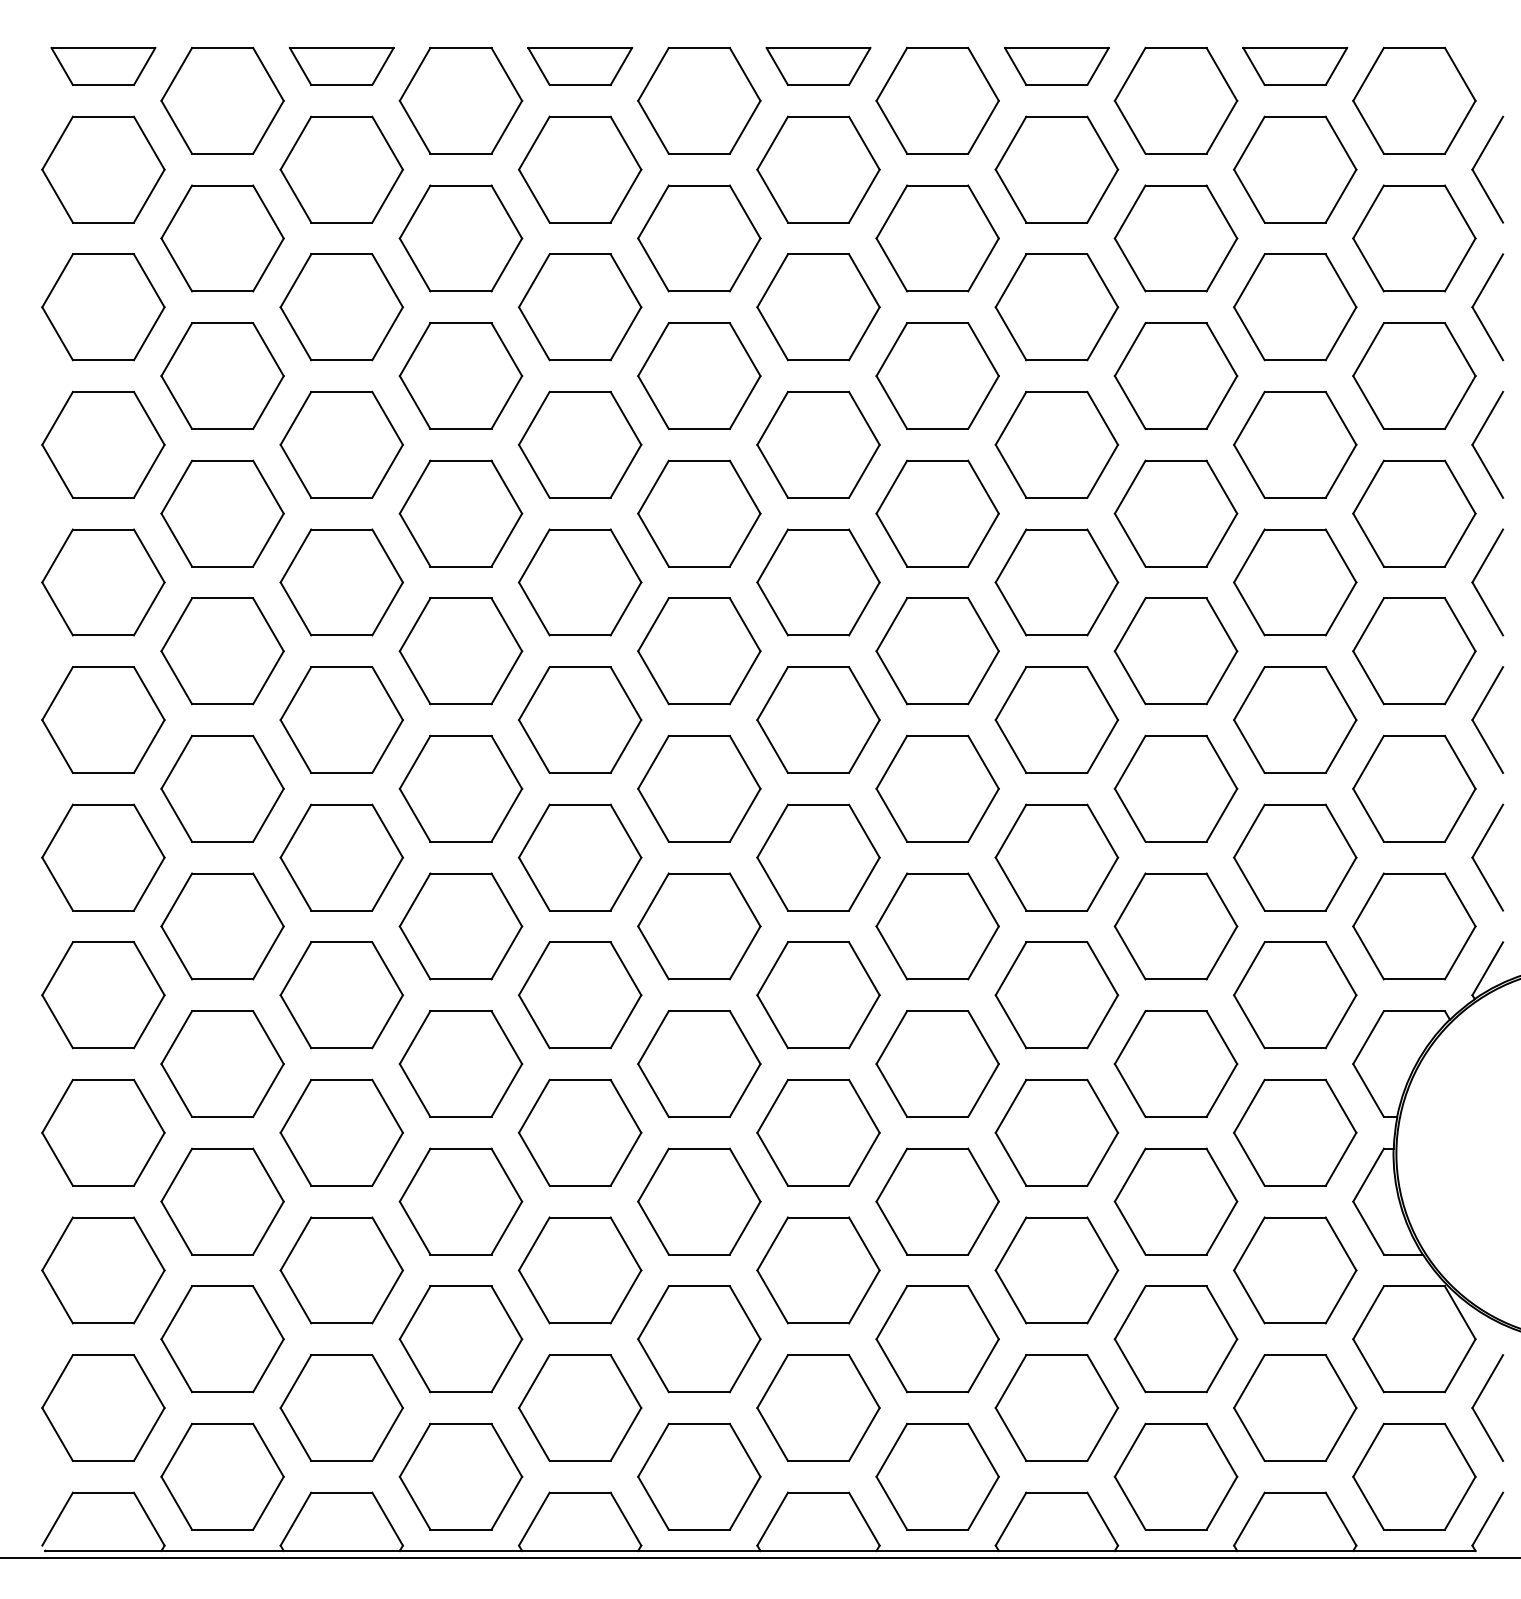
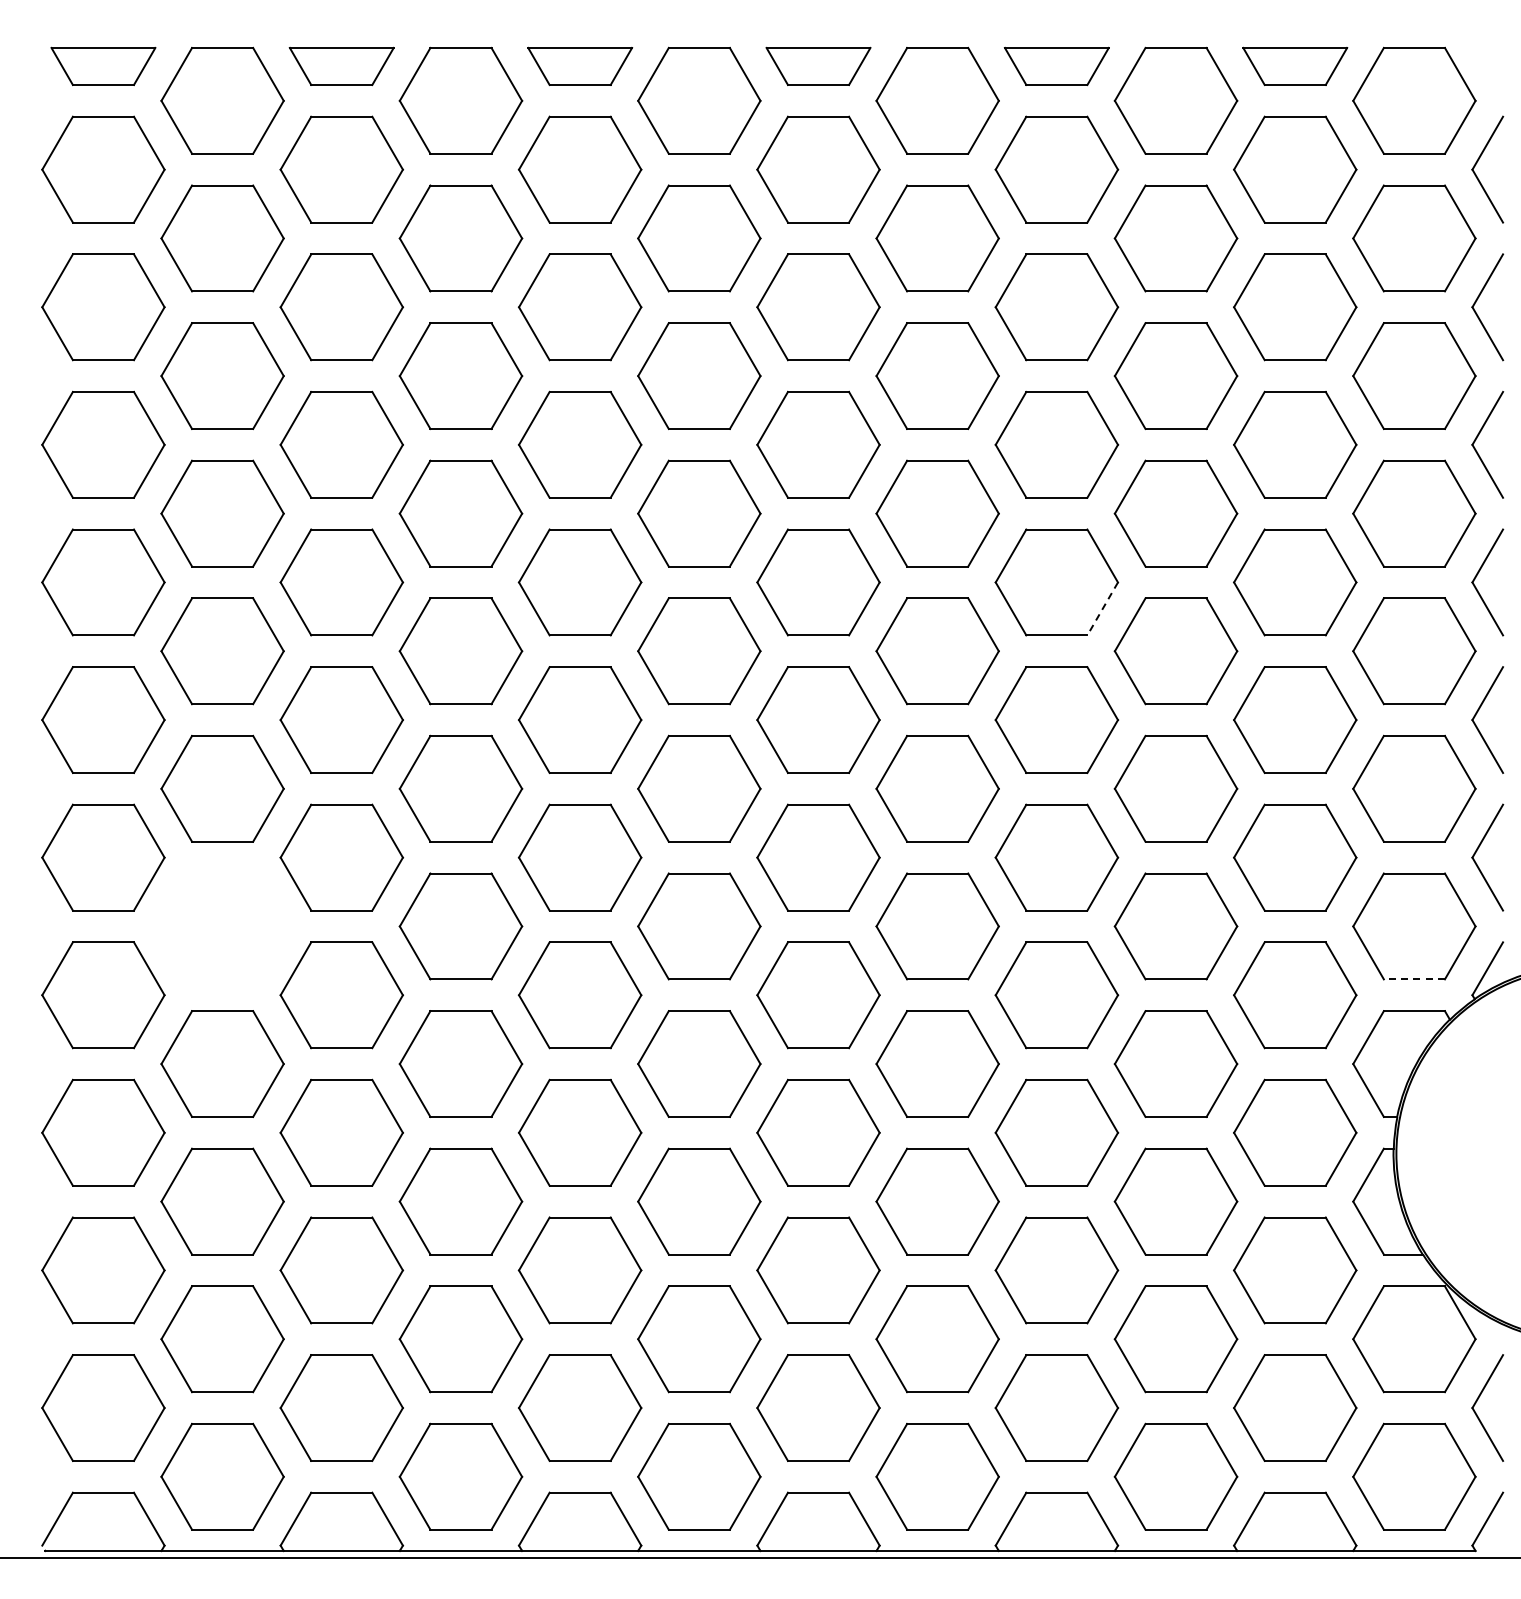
line: solid -> dashed (1102, 608)
part: present -> none (222, 926)
line: solid -> dashed (1414, 979)
